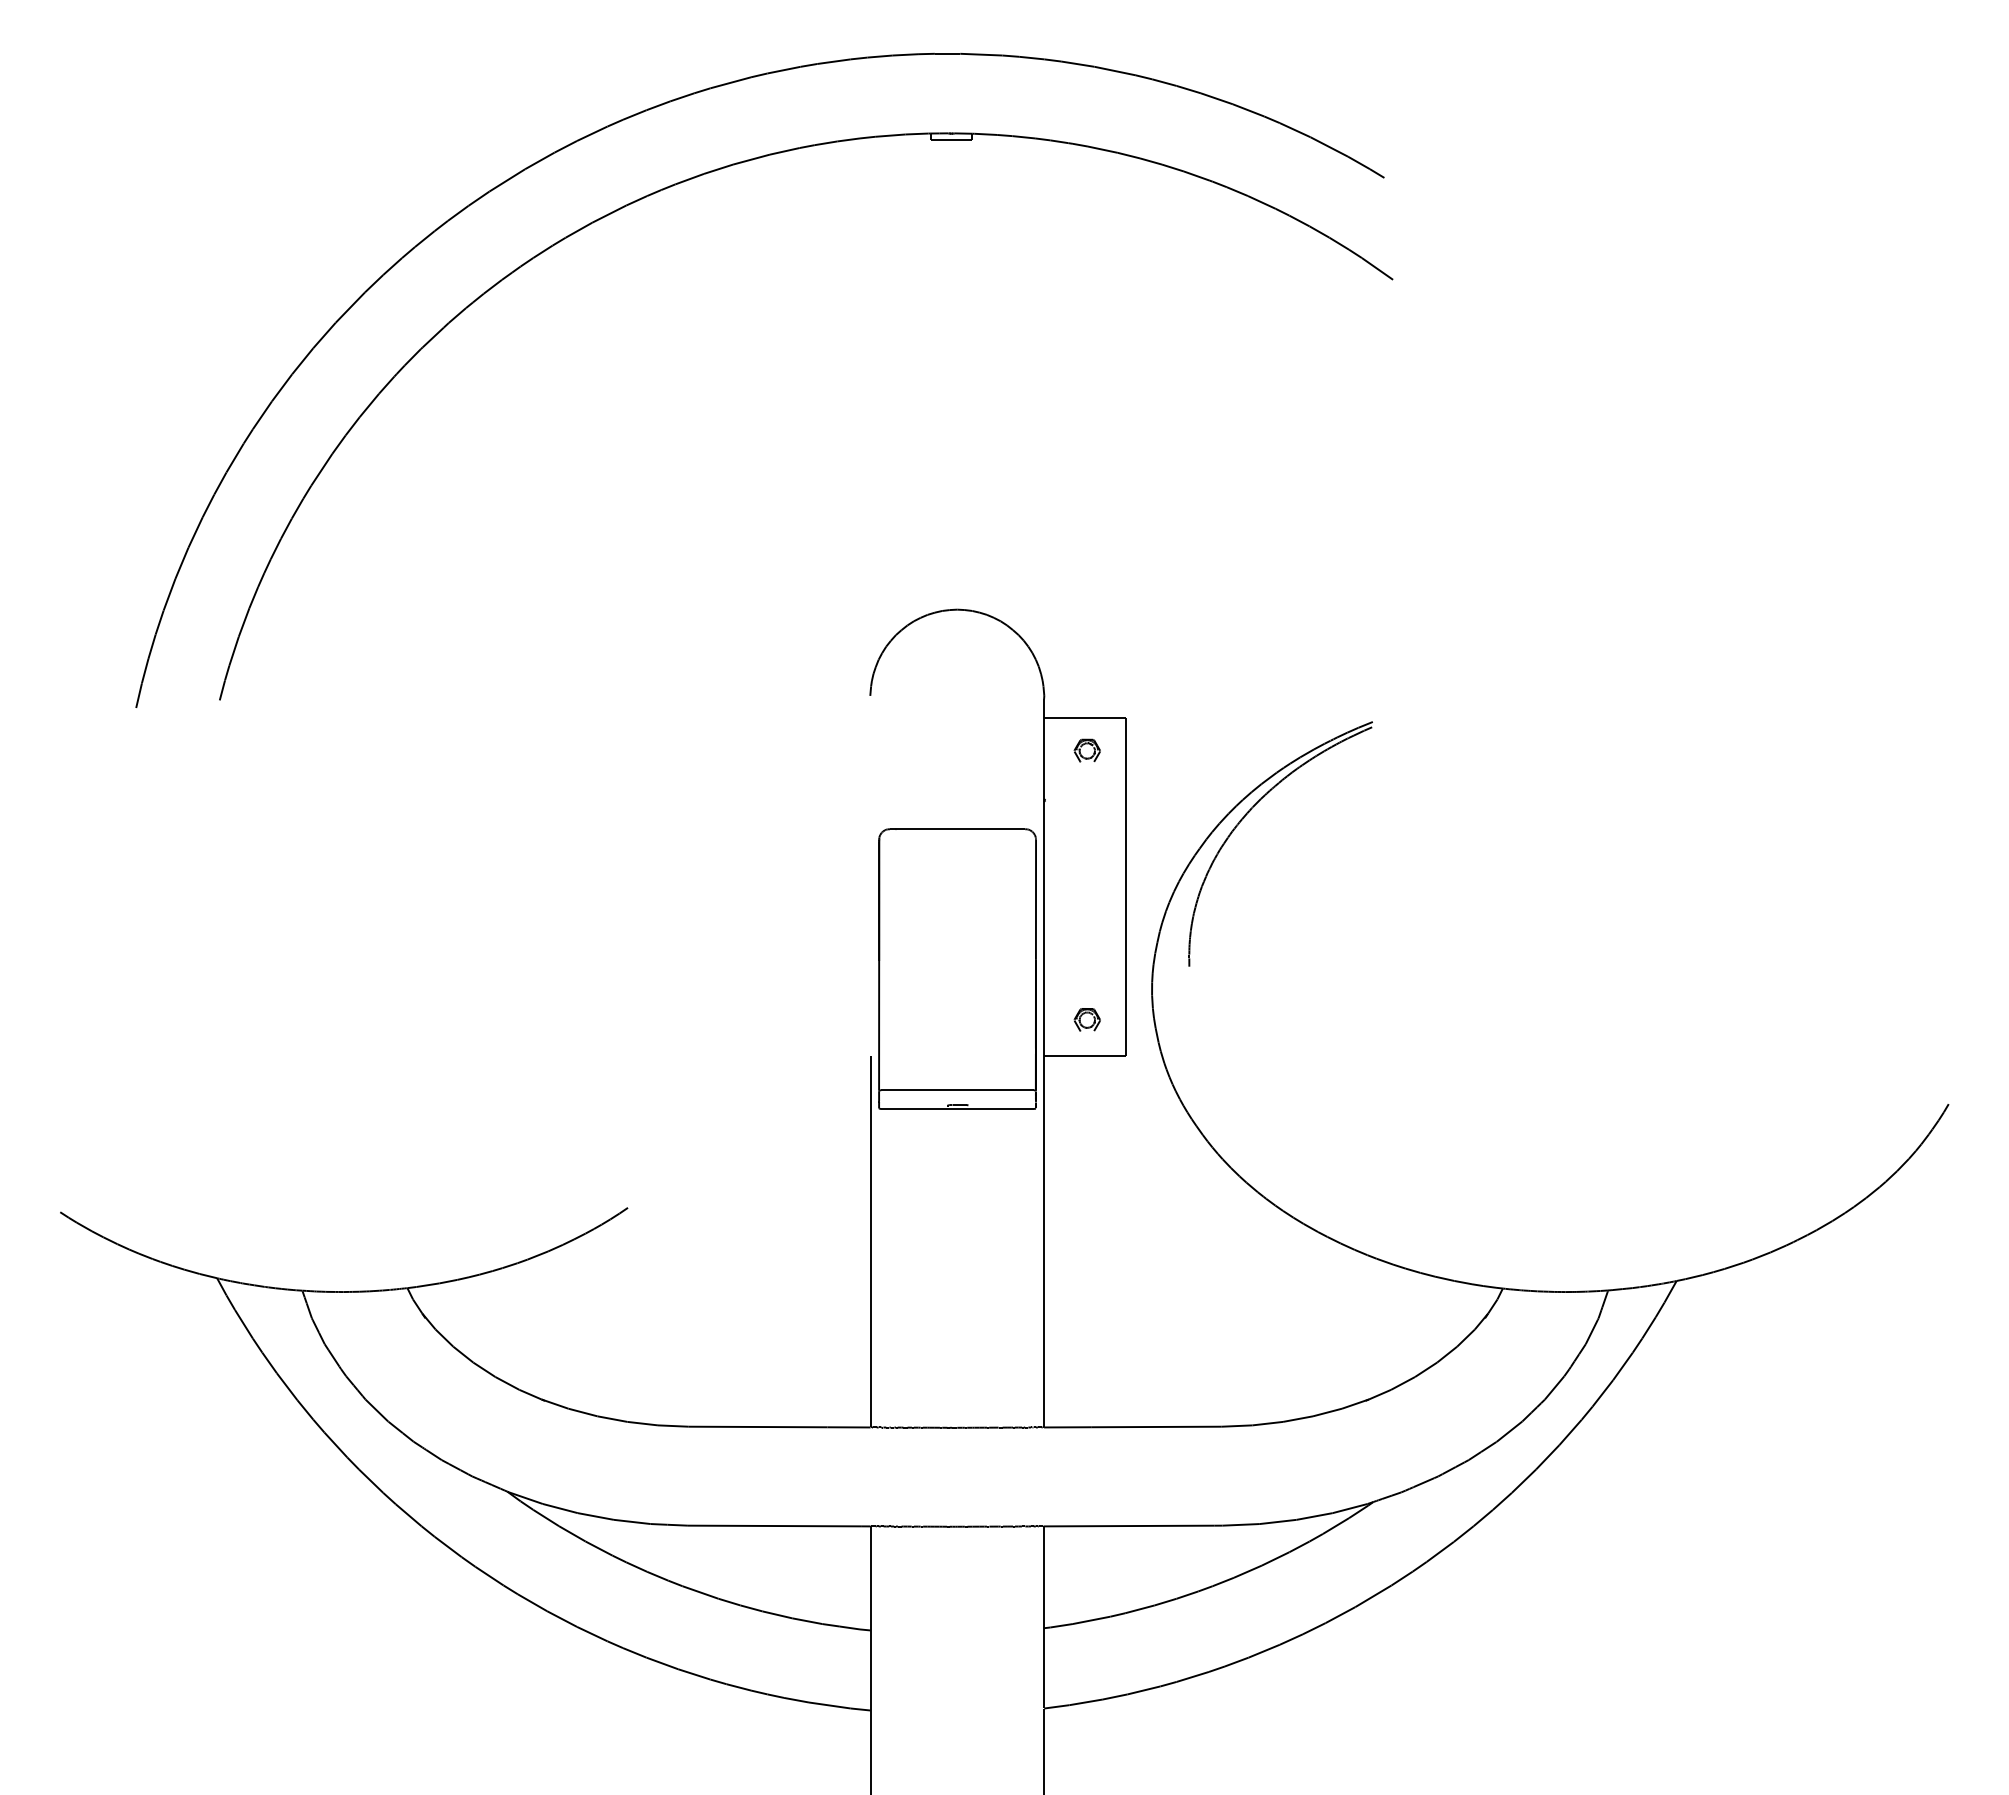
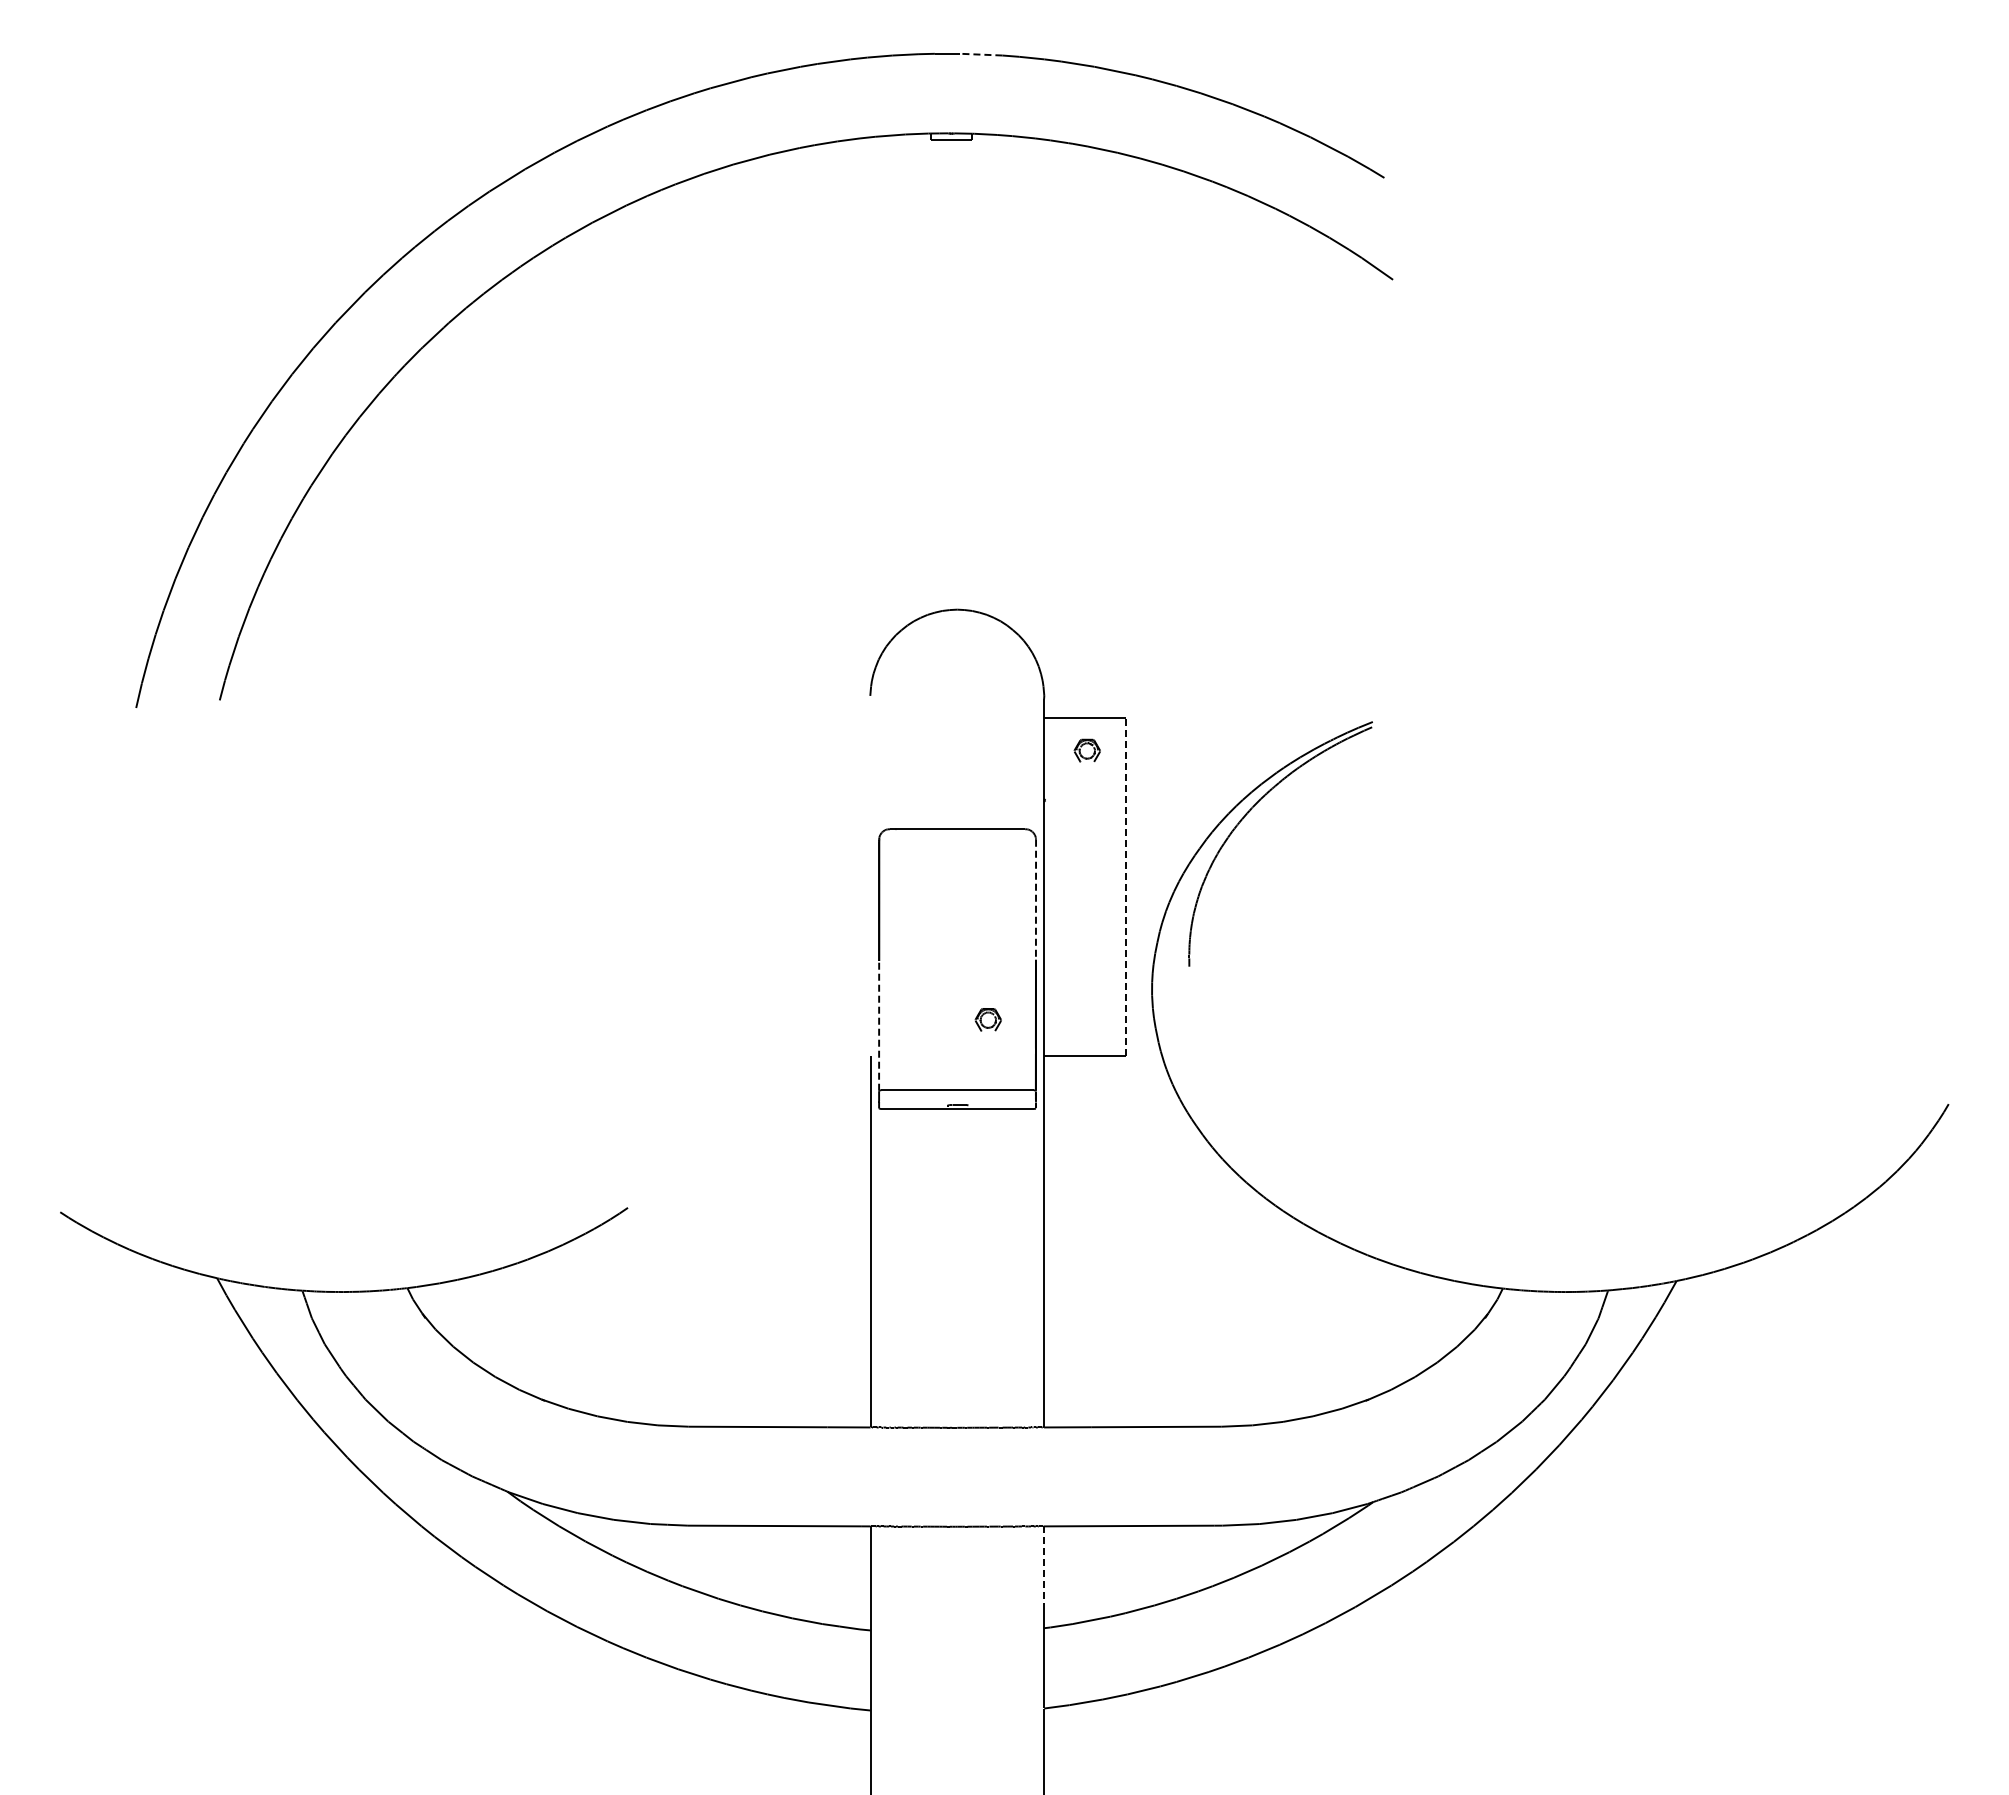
line: solid -> dashed (980, 54)
line: solid -> dashed (1125, 886)
line: solid -> dashed (1036, 900)
part position: (1086, 1019) -> (987, 1019) (987, 1019)
line: solid -> dashed (879, 1025)
line: solid -> dashed (1044, 1566)
